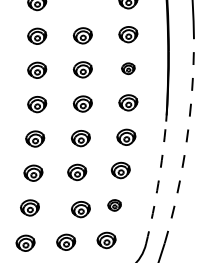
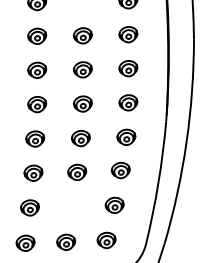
part size: 15x14 px -> 21x18 px (128, 68)
arc: dashed -> solid (186, 142)
arc: dashed -> solid (158, 183)
part size: 15x13 px -> 21x19 px (114, 205)
part: present -> none (80, 209)
